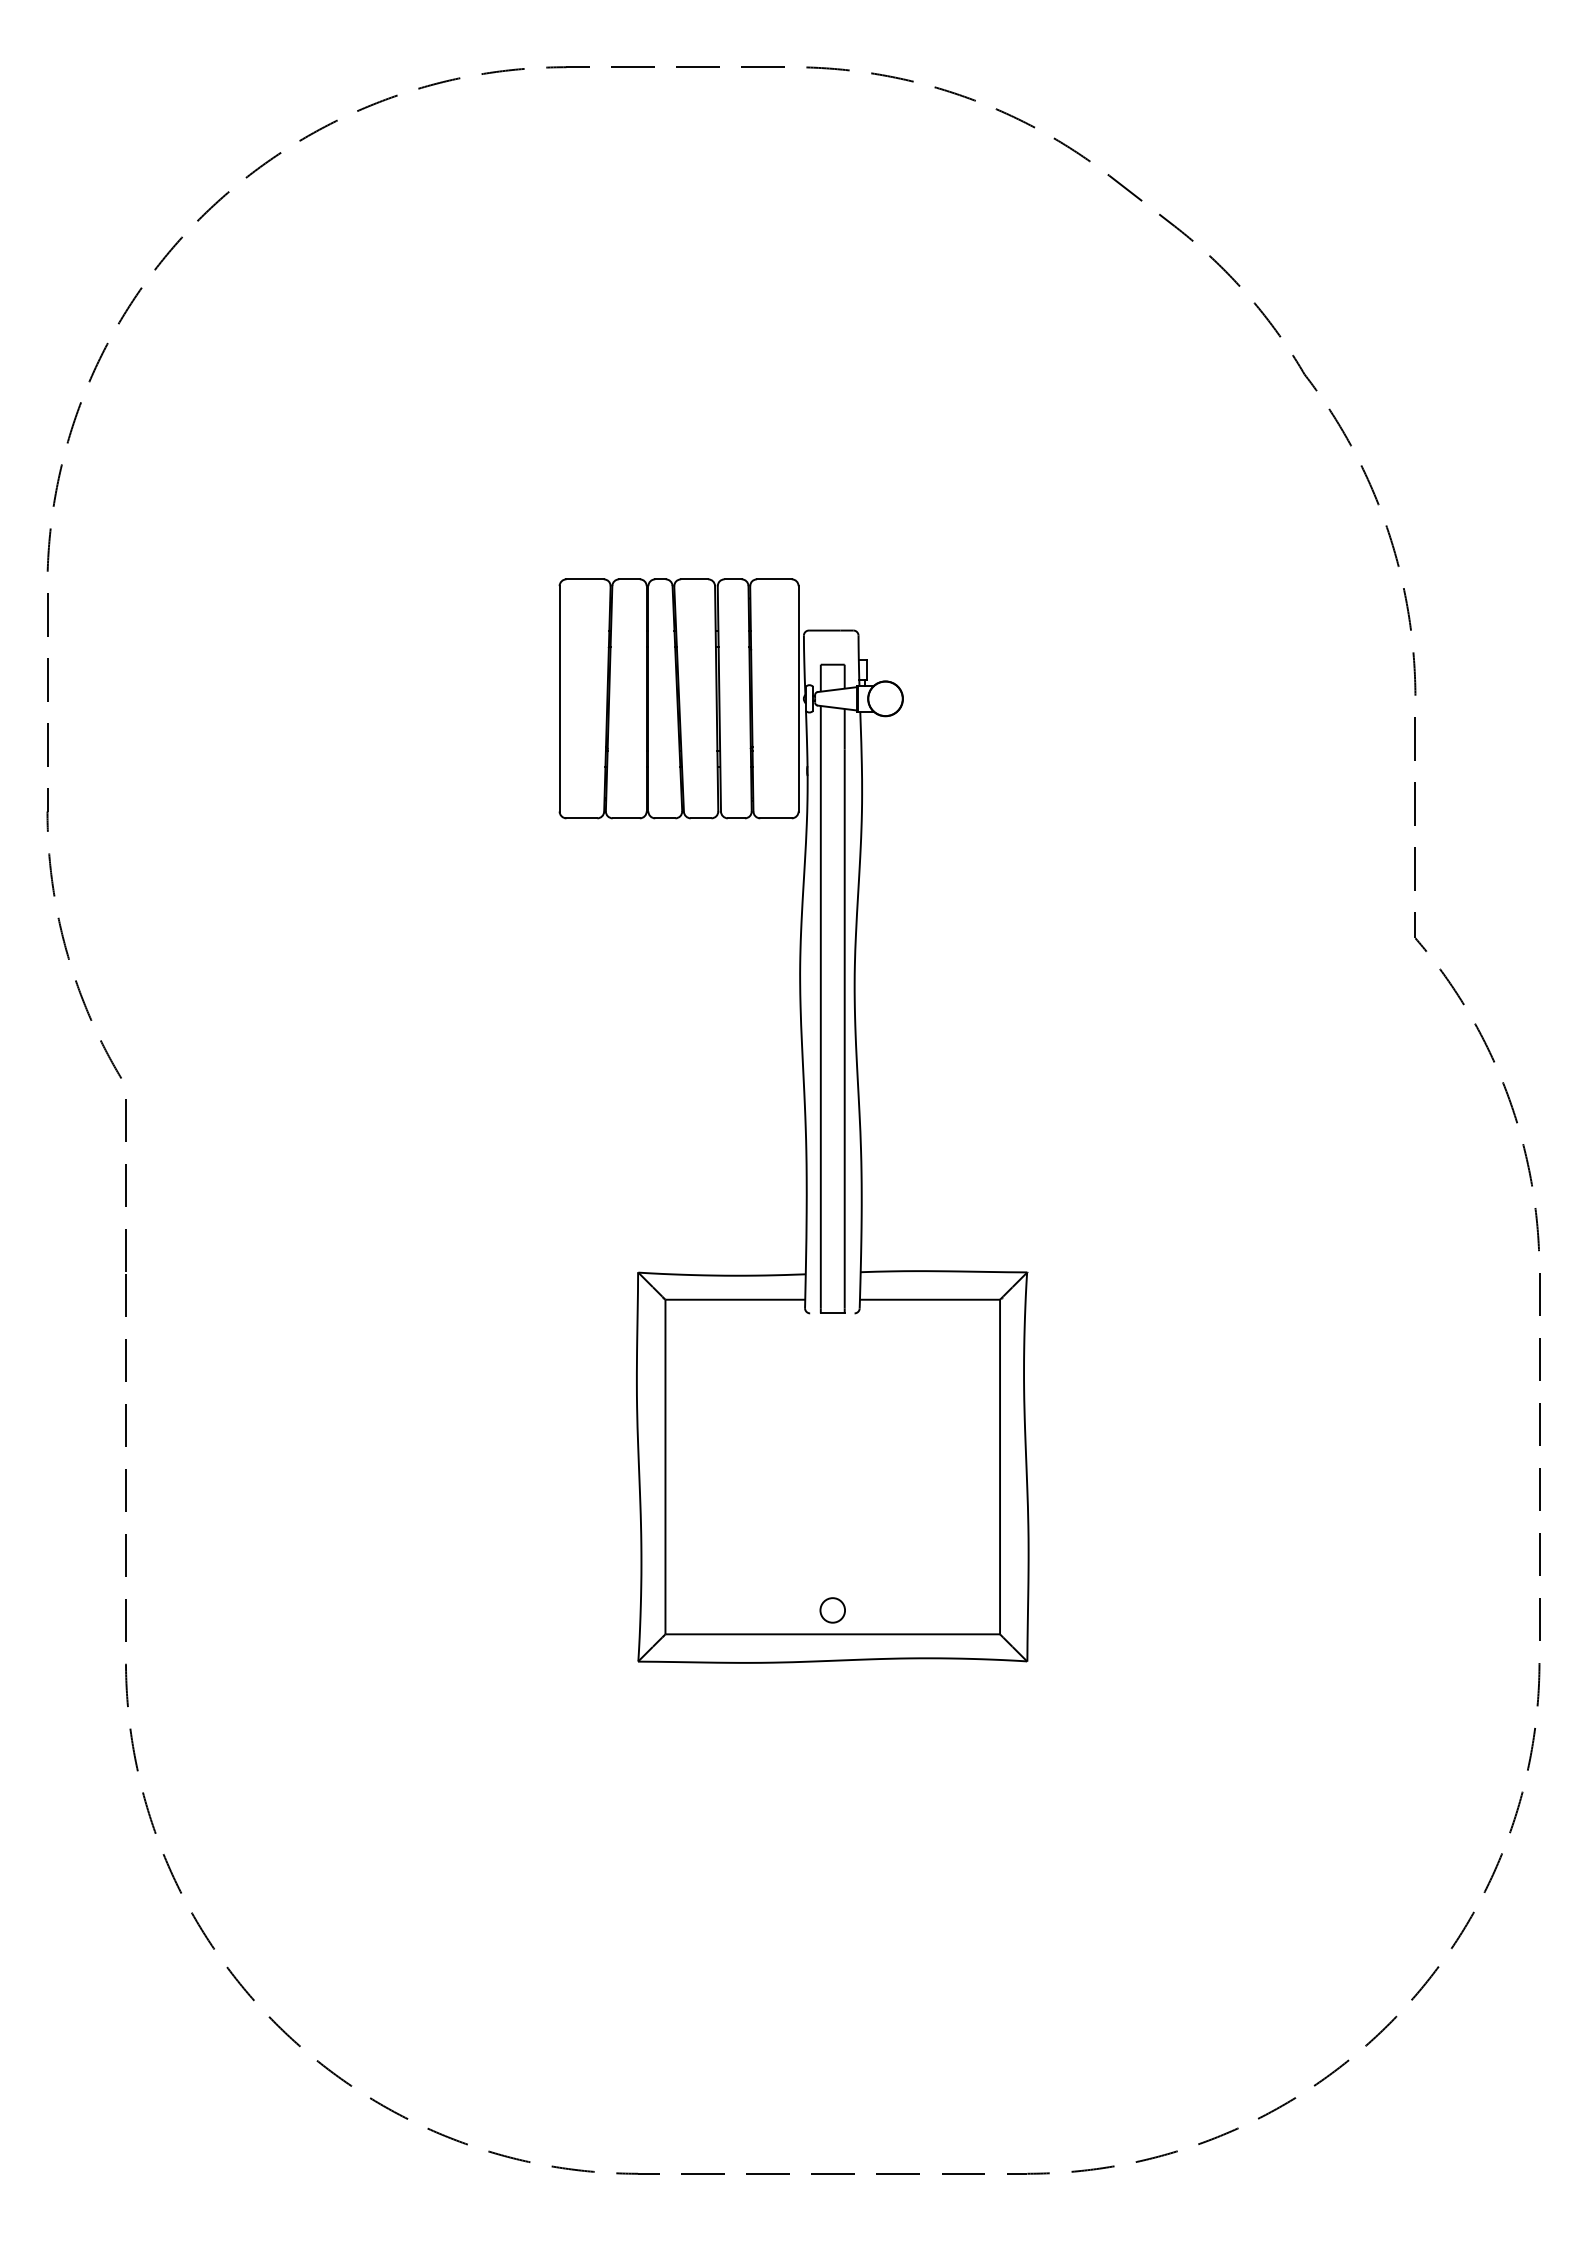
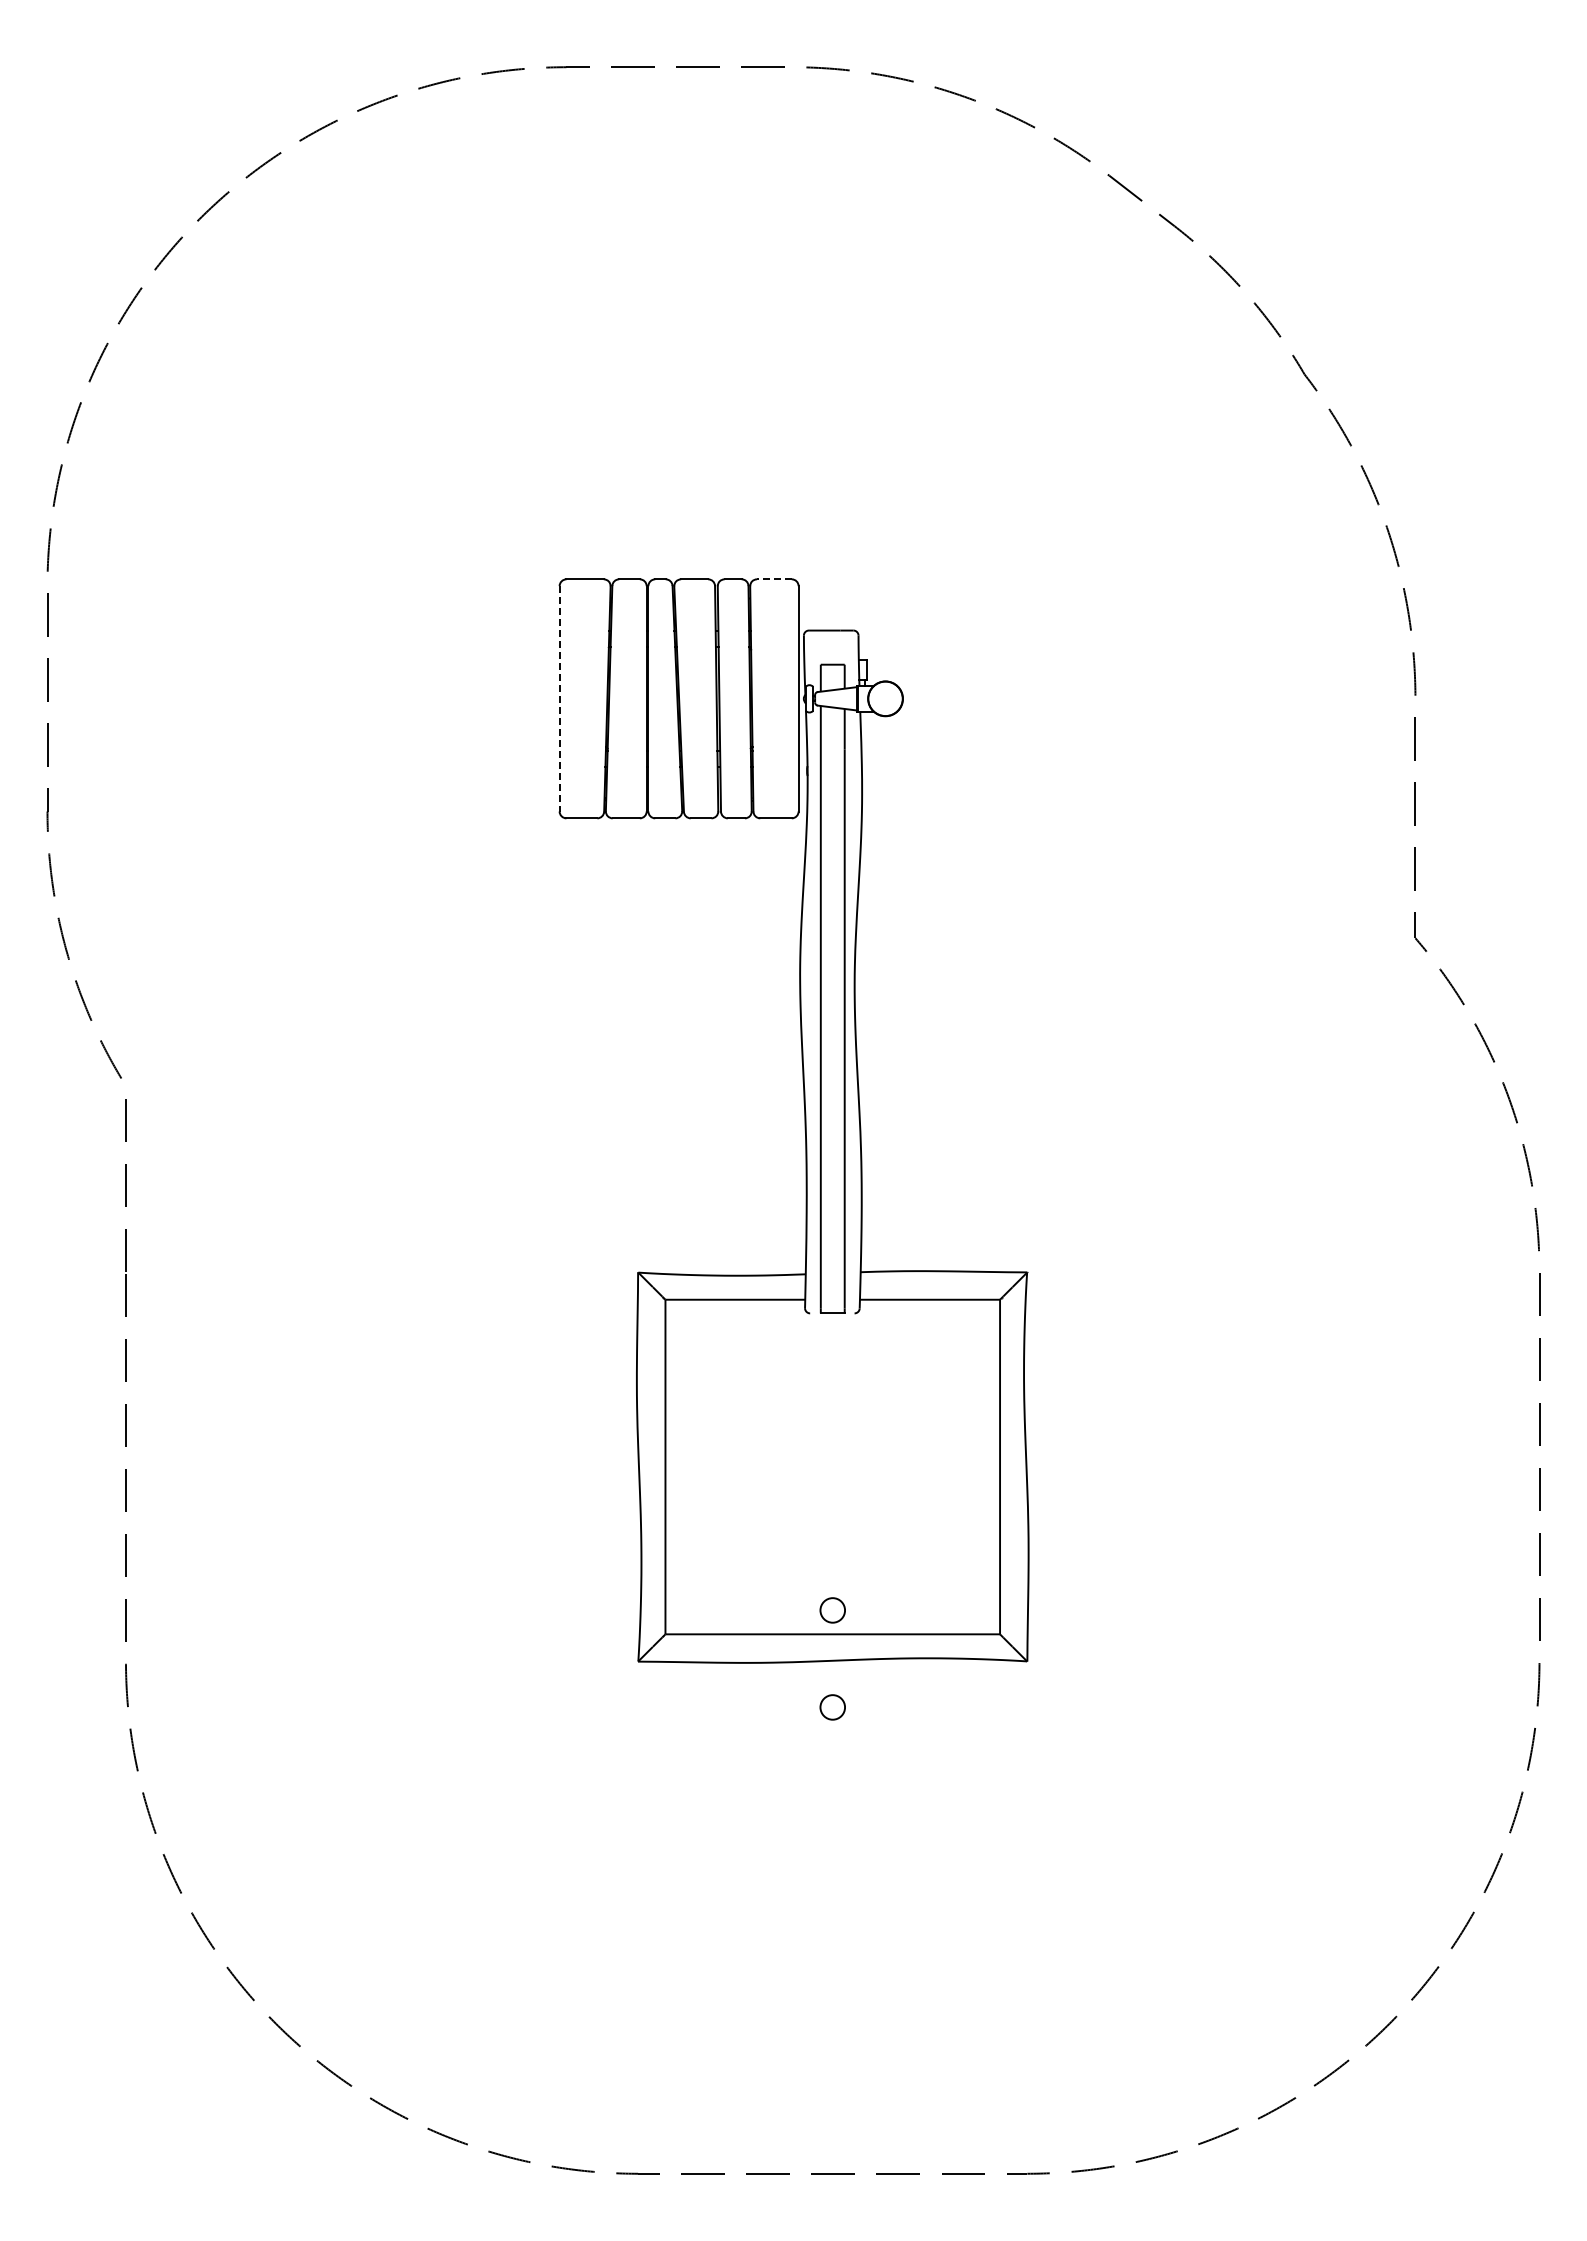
line: solid -> dashed (773, 579)
line: solid -> dashed (559, 698)
circle: none -> present (832, 1707)
